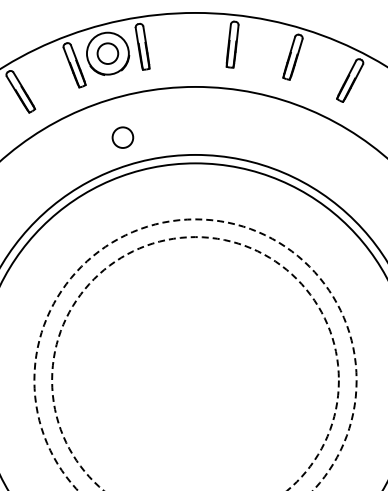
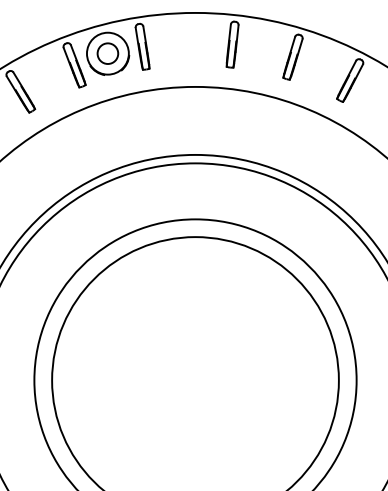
circle: present -> none (122, 137)
circle: dashed -> solid (195, 354)
circle: dashed -> solid (195, 363)
